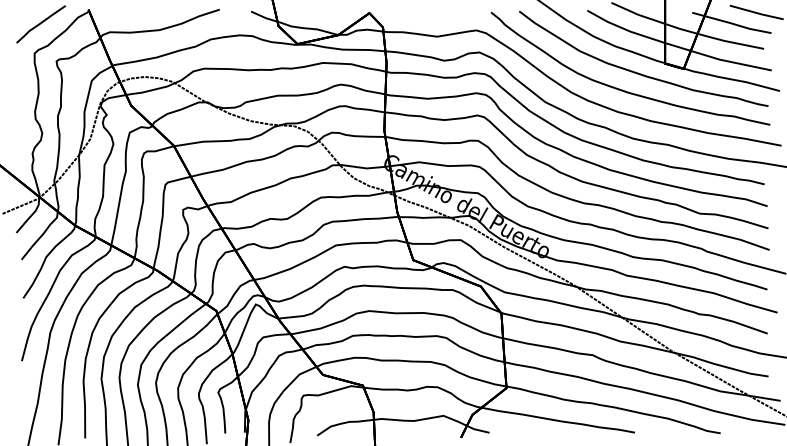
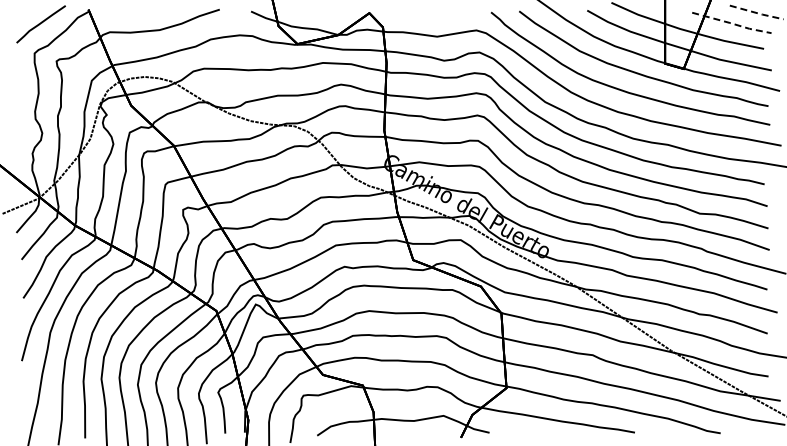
line: solid -> dashed (757, 13)
line: solid -> dashed (731, 23)
